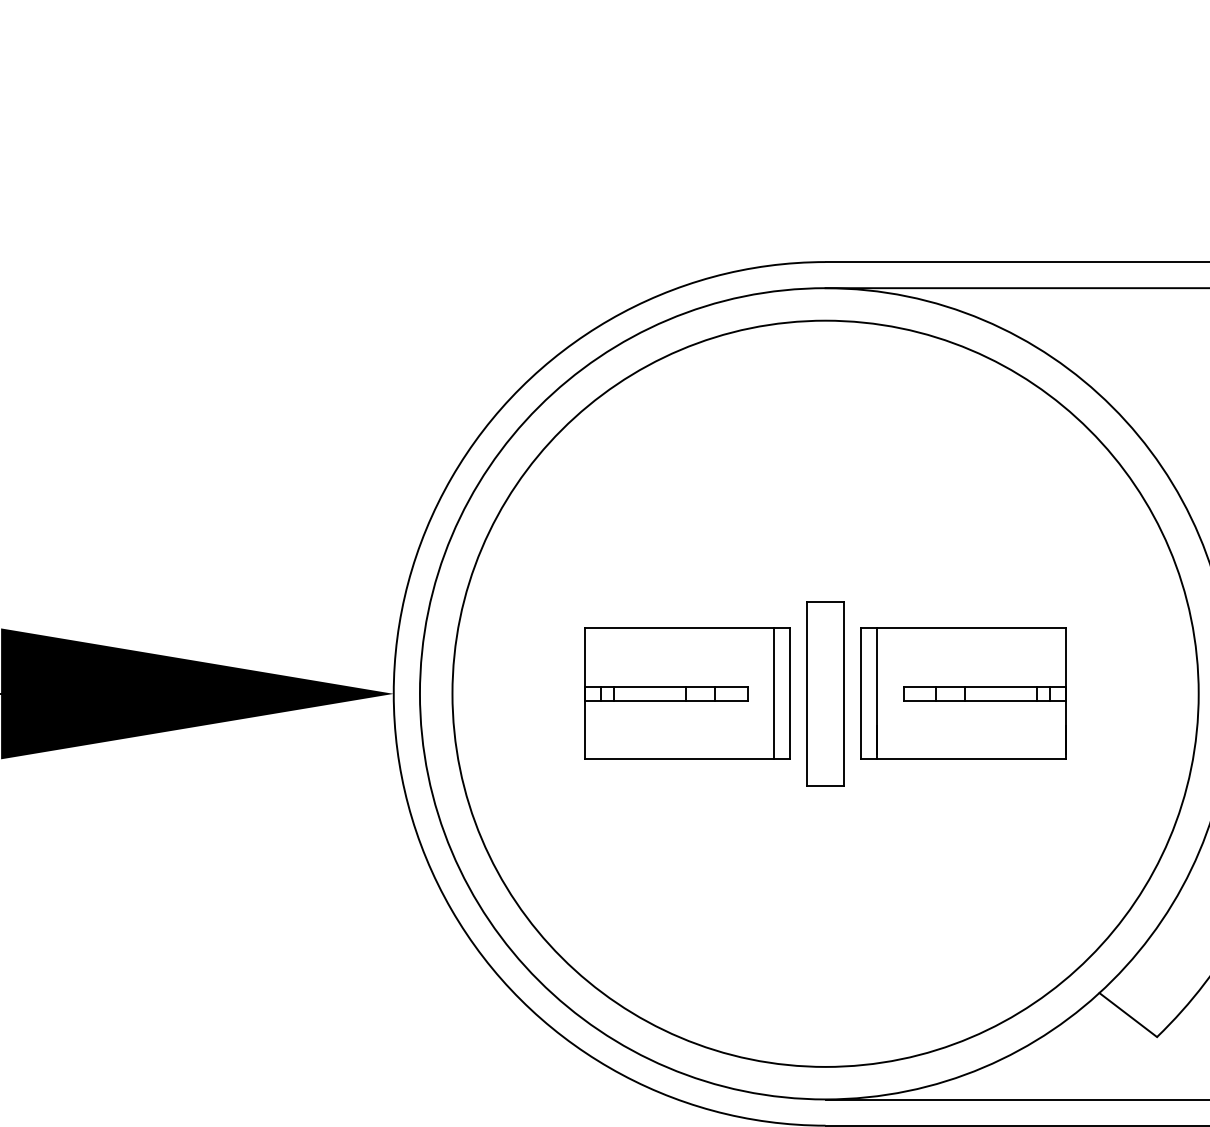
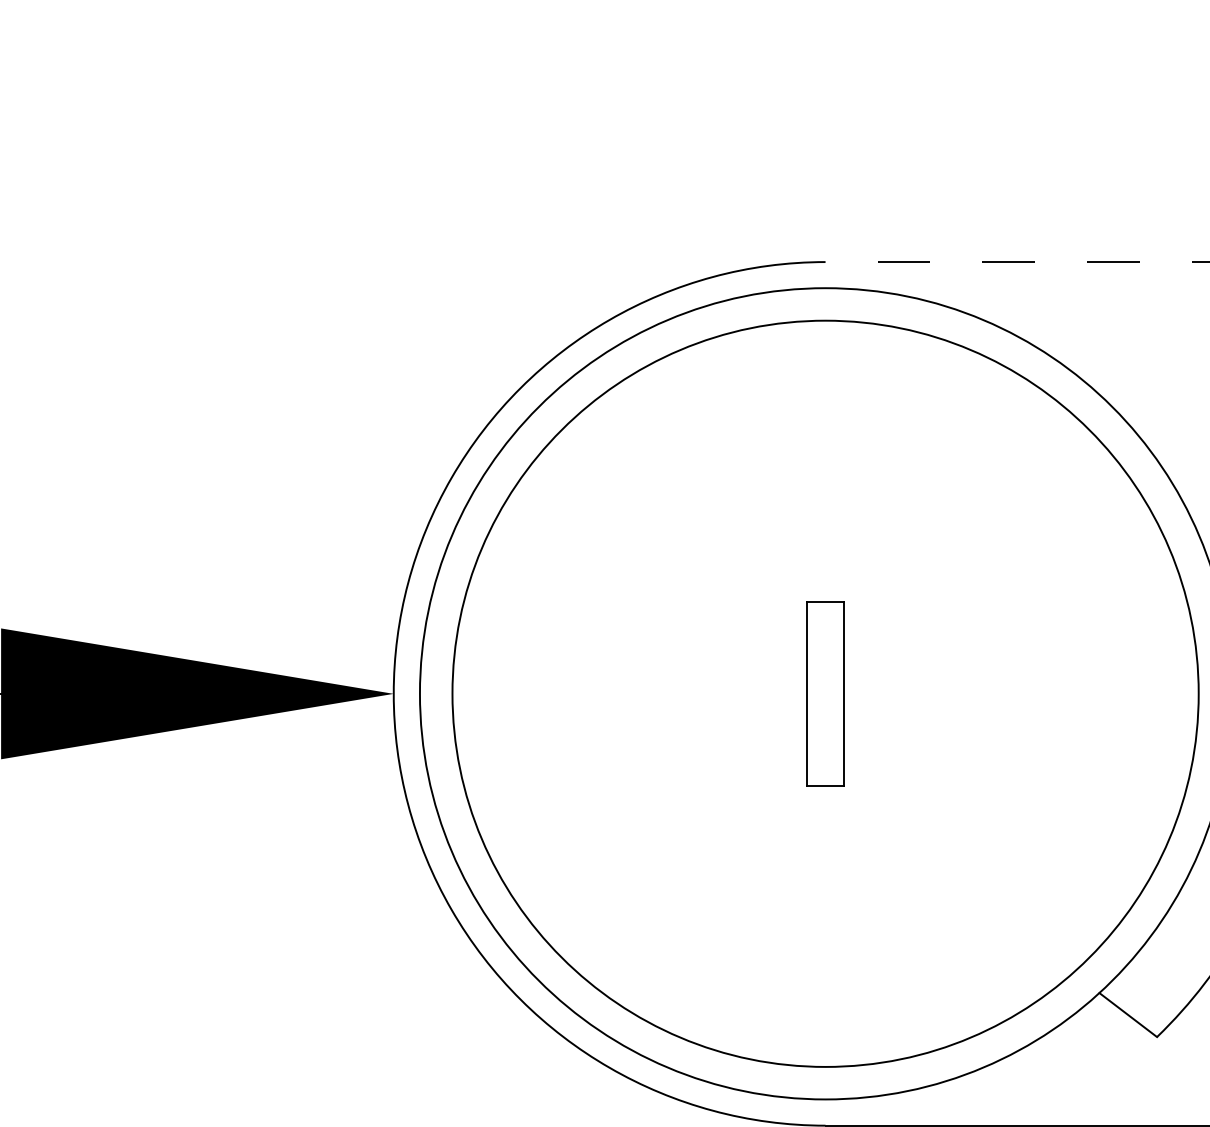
line: solid -> dashed (1017, 262)
line: present -> none (1015, 288)
part: present -> none (687, 693)
part: present -> none (963, 693)
line: present -> none (1015, 1099)
